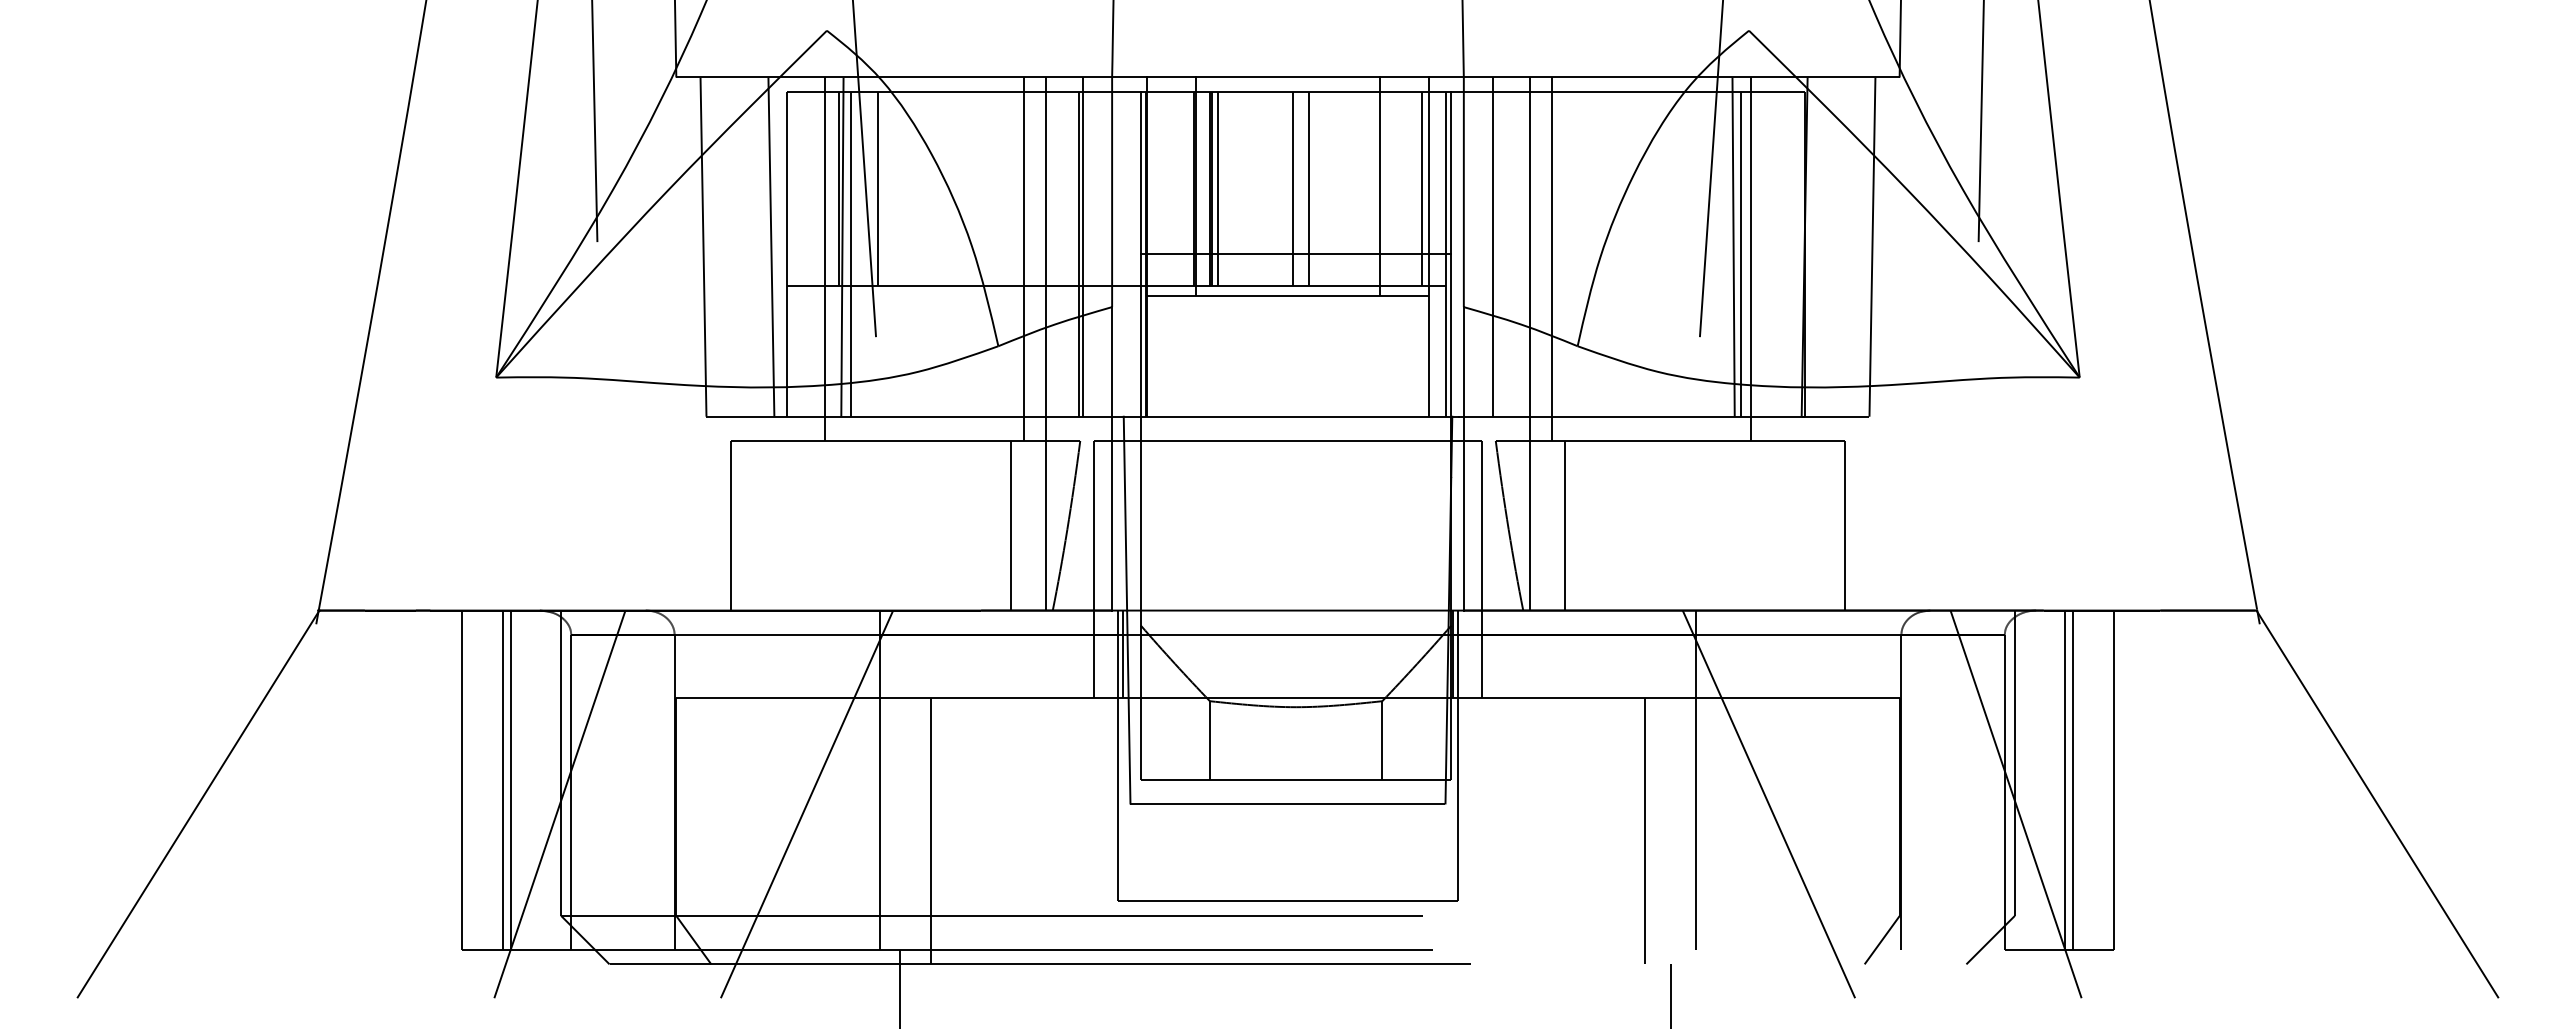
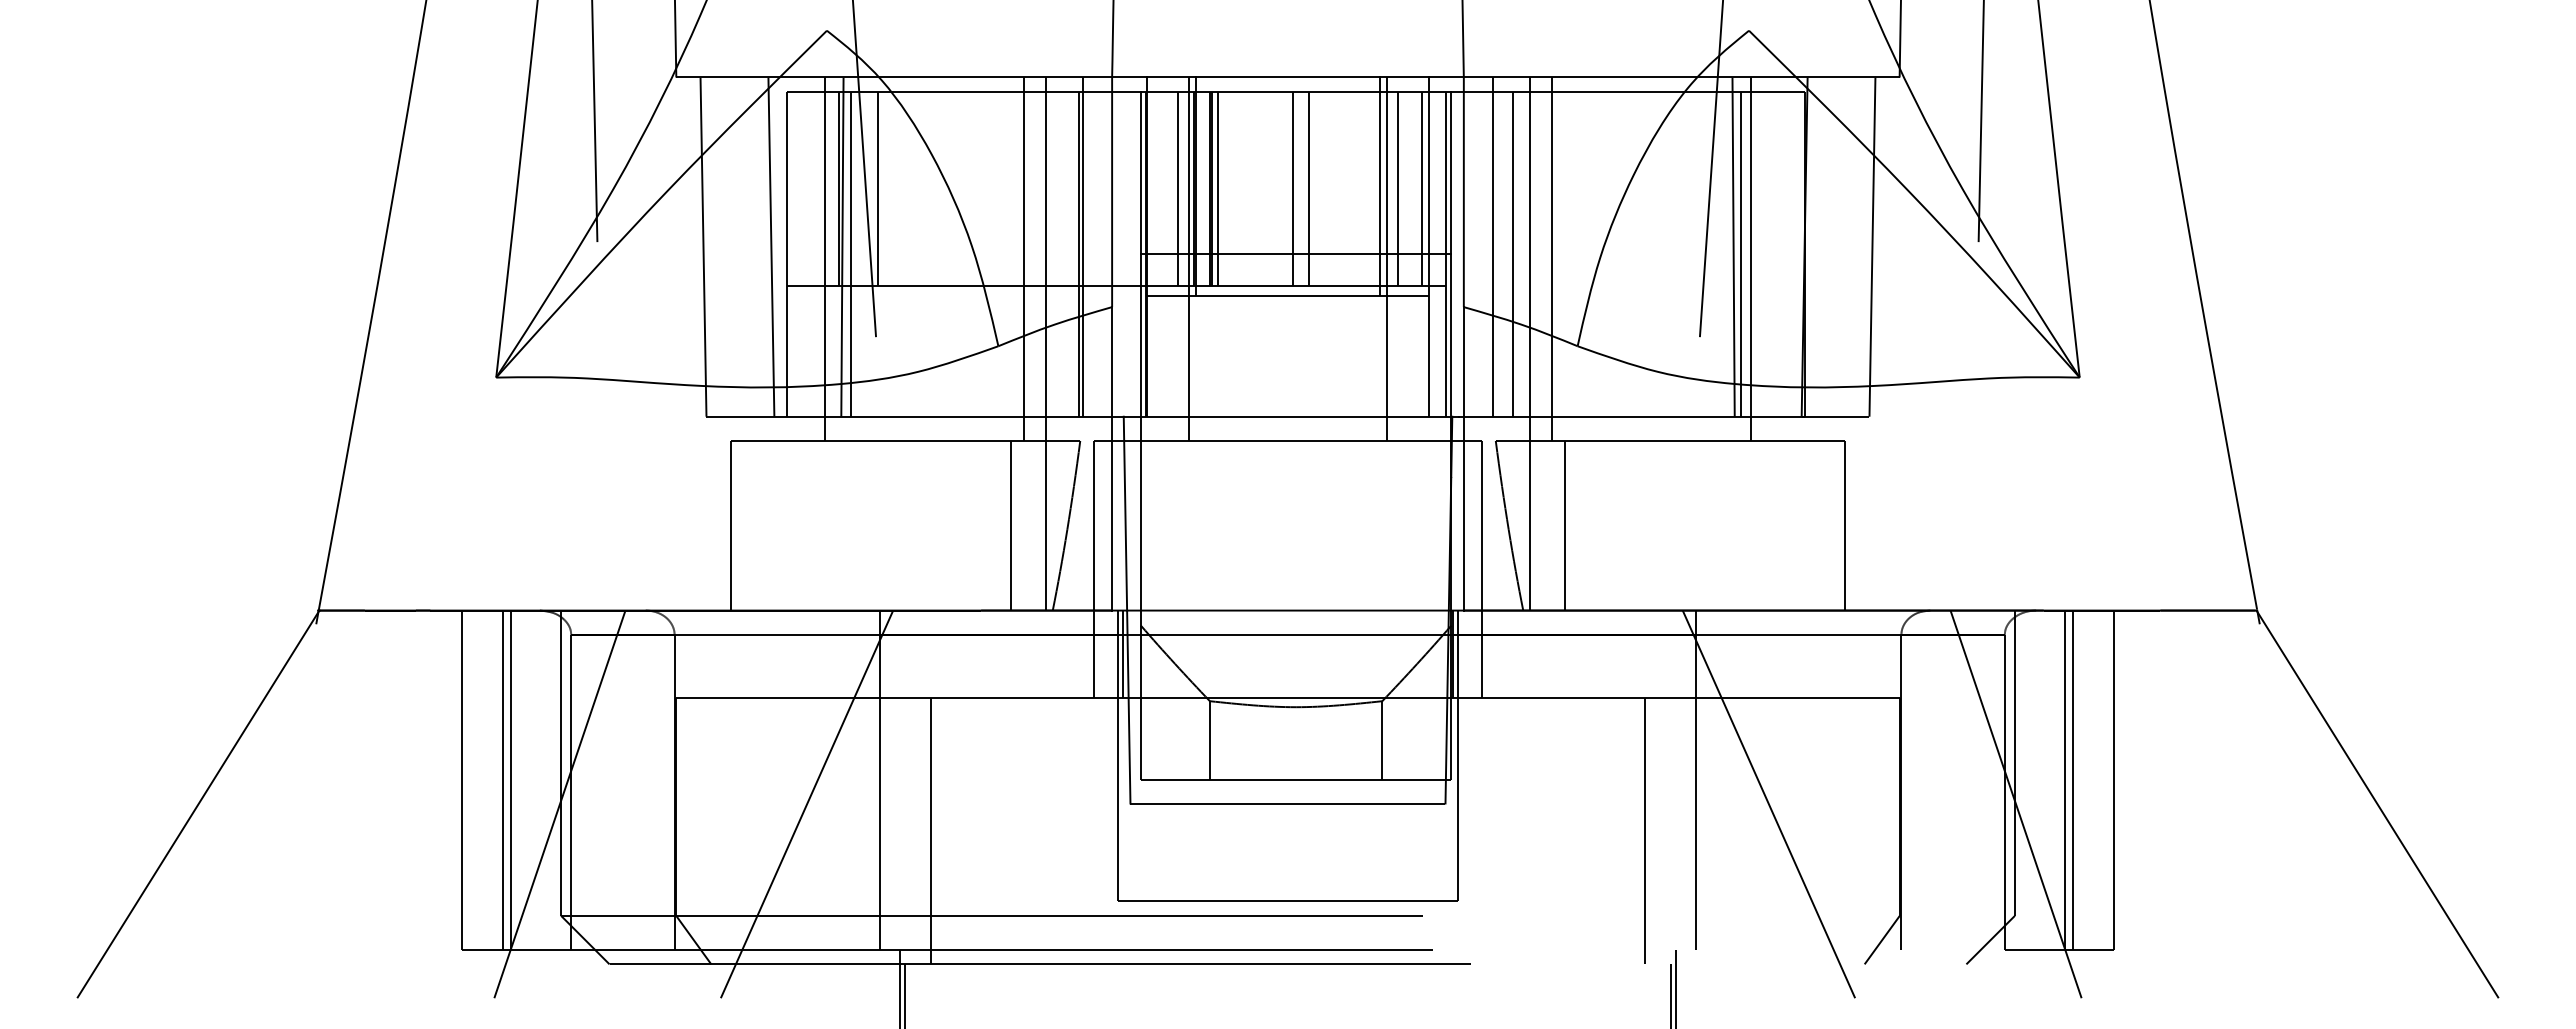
line: none -> present (1177, 188)
line: none -> present (1397, 188)
line: none -> present (1513, 254)
line: none -> present (1188, 258)
line: none -> present (1387, 258)
line: none -> present (1675, 987)
line: none -> present (905, 994)
